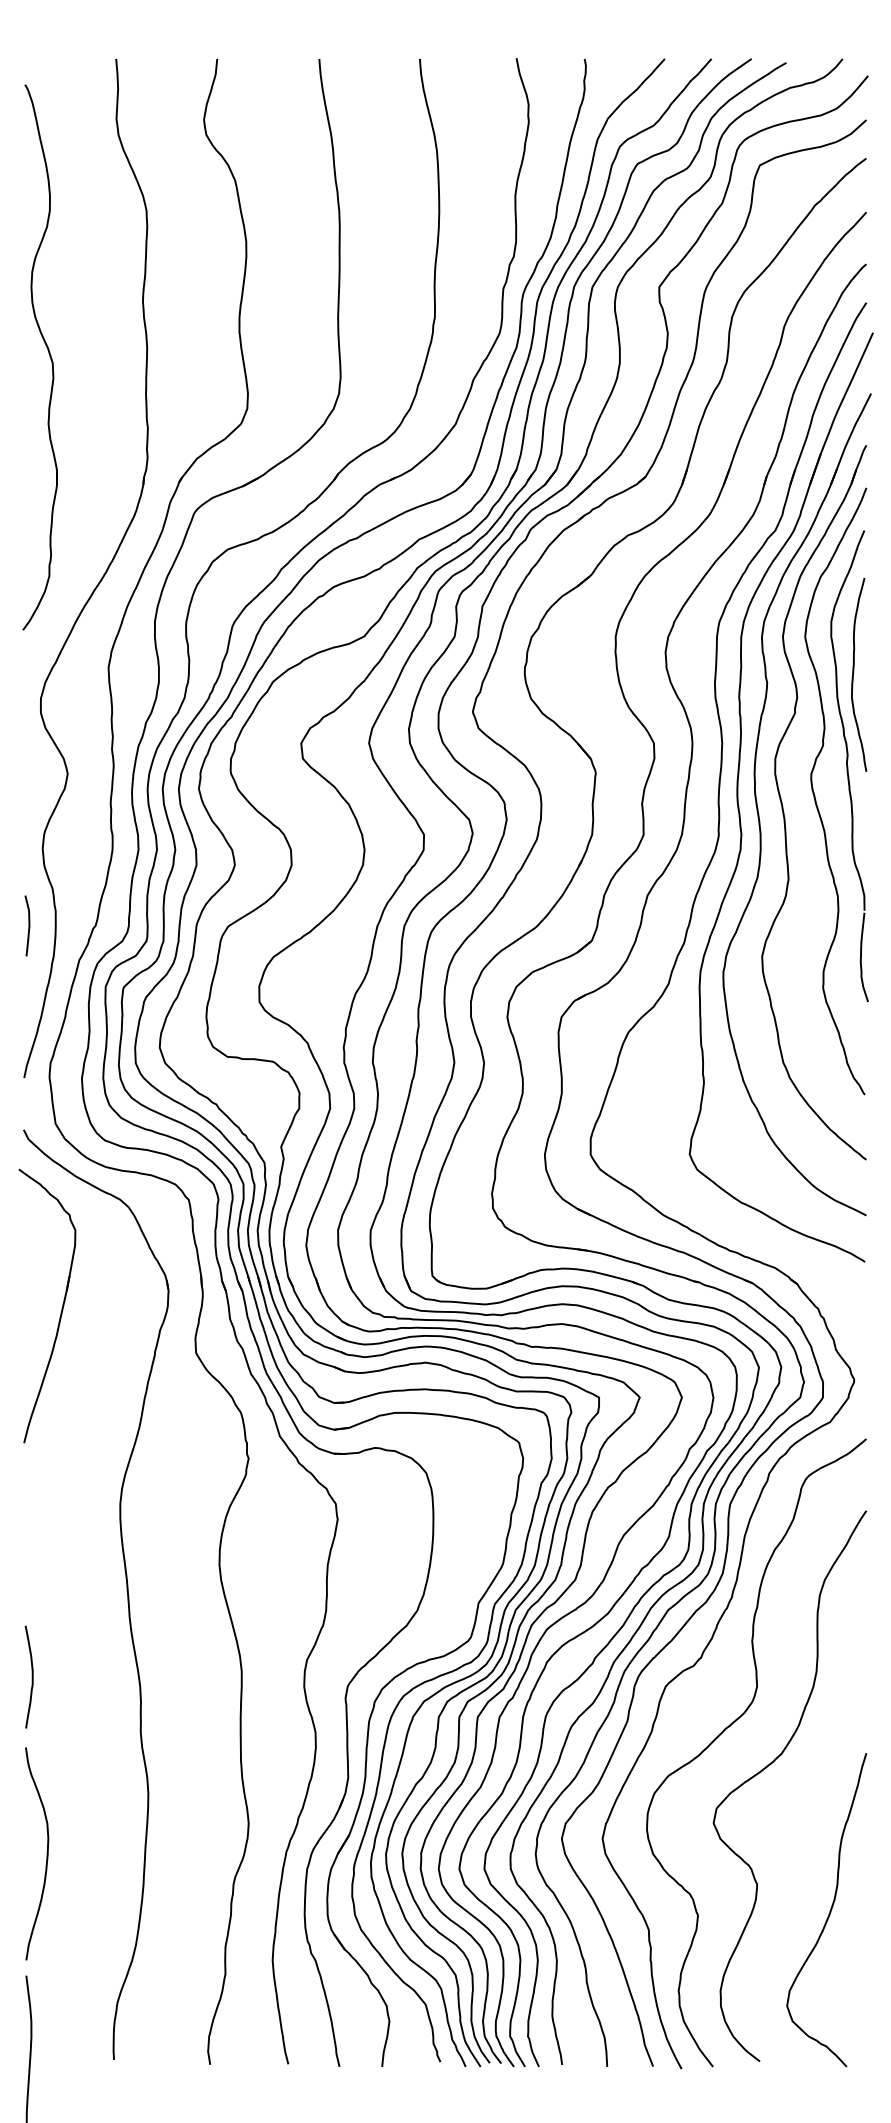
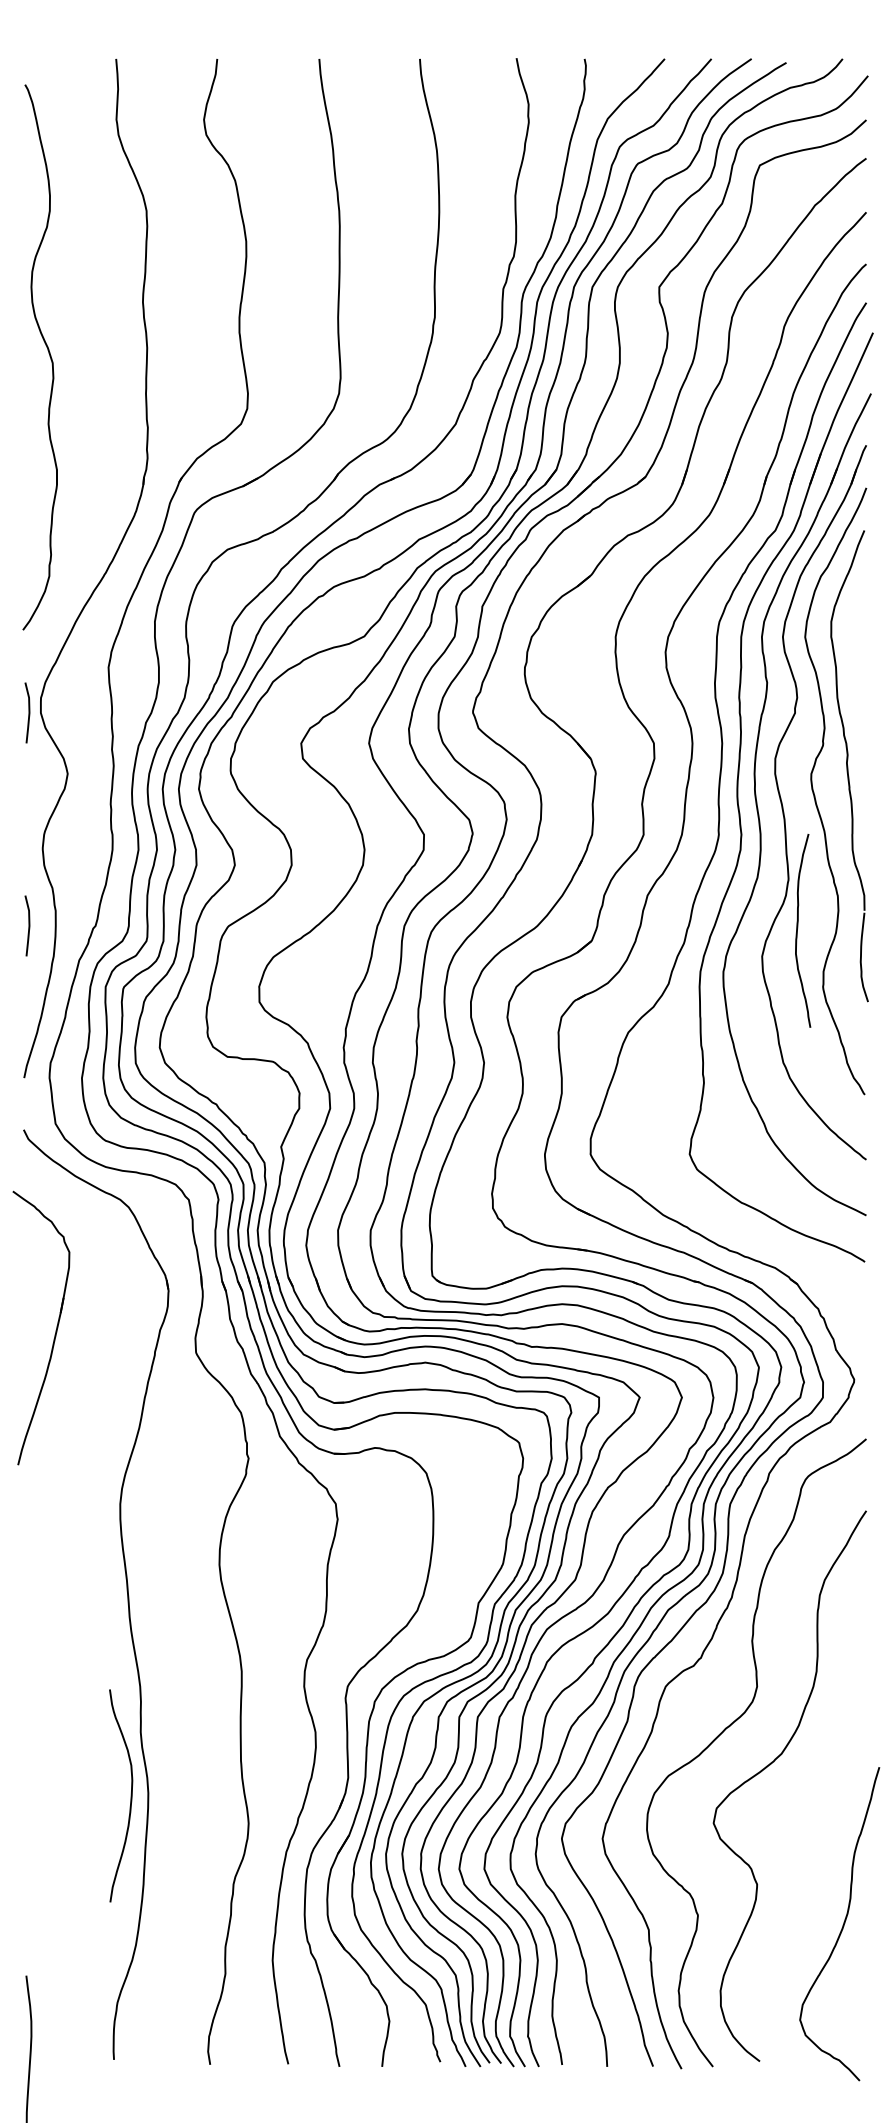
curve position: (854, 672) -> (798, 928) (798, 928)
line: none -> present (28, 712)
part position: (61, 1308) -> (55, 1330) (55, 1330)
curve: present -> none (31, 1676)
curve position: (46, 1853) -> (130, 1795) (130, 1795)
curve position: (829, 1911) -> (842, 1925) (842, 1925)
